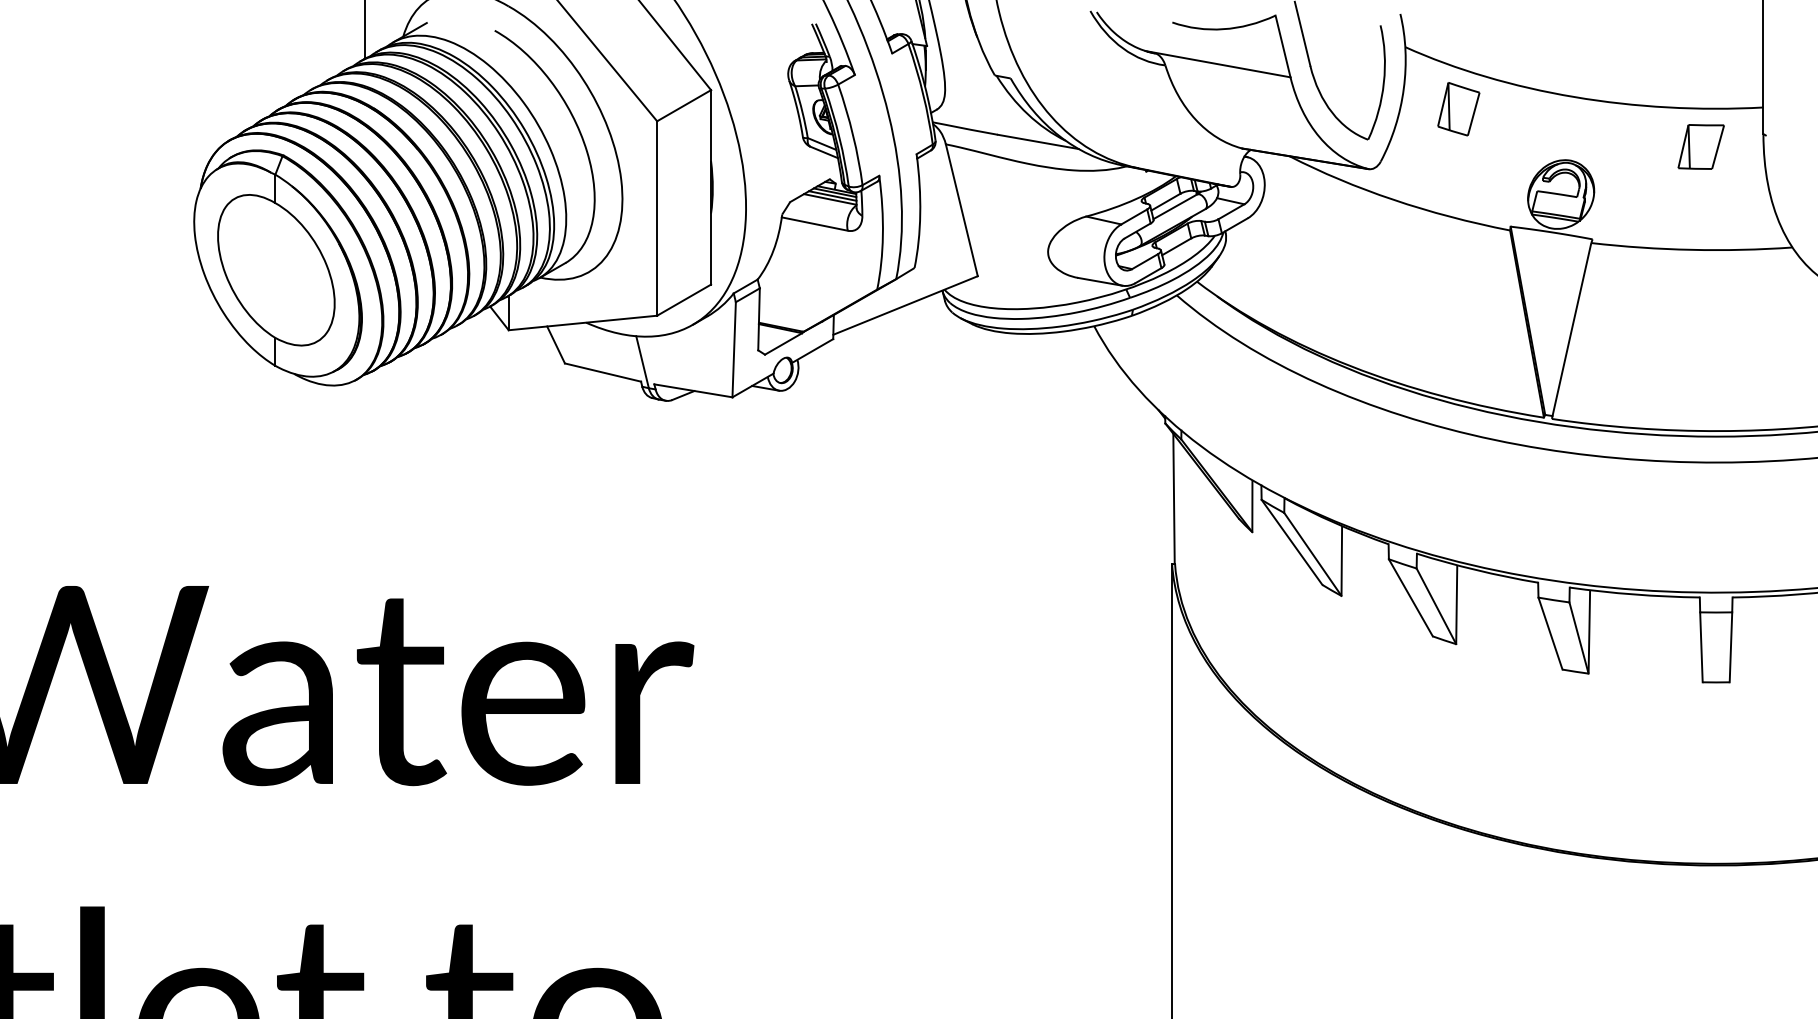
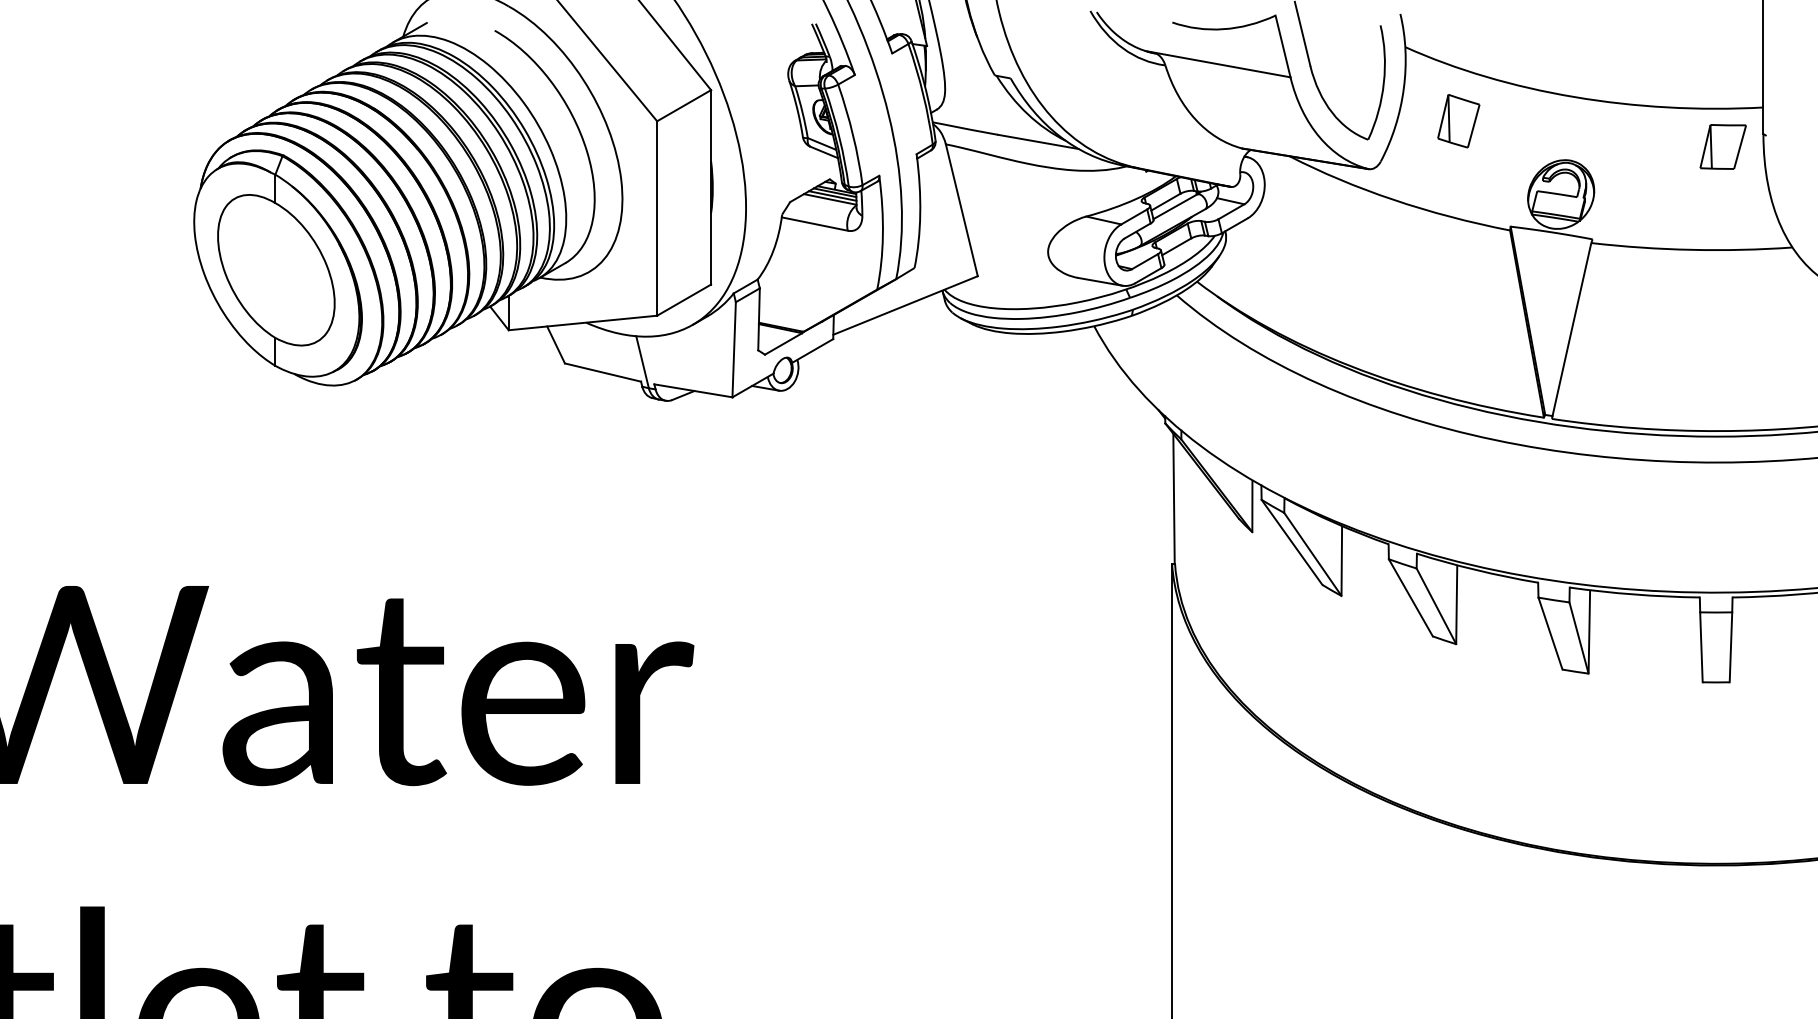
line: present -> none (365, 30)
part position: (1458, 109) -> (1458, 121) (1458, 121)
part position: (1700, 146) -> (1722, 146) (1722, 146)
